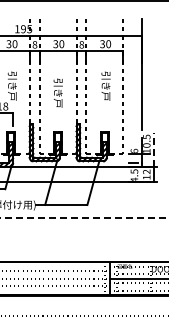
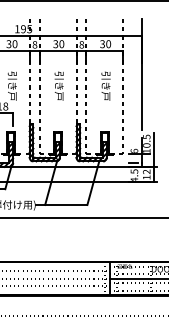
text position: (57, 92) -> (58, 85) (58, 85)
line: dashed -> solid (154, 150)
line: dashed -> solid (84, 218)
